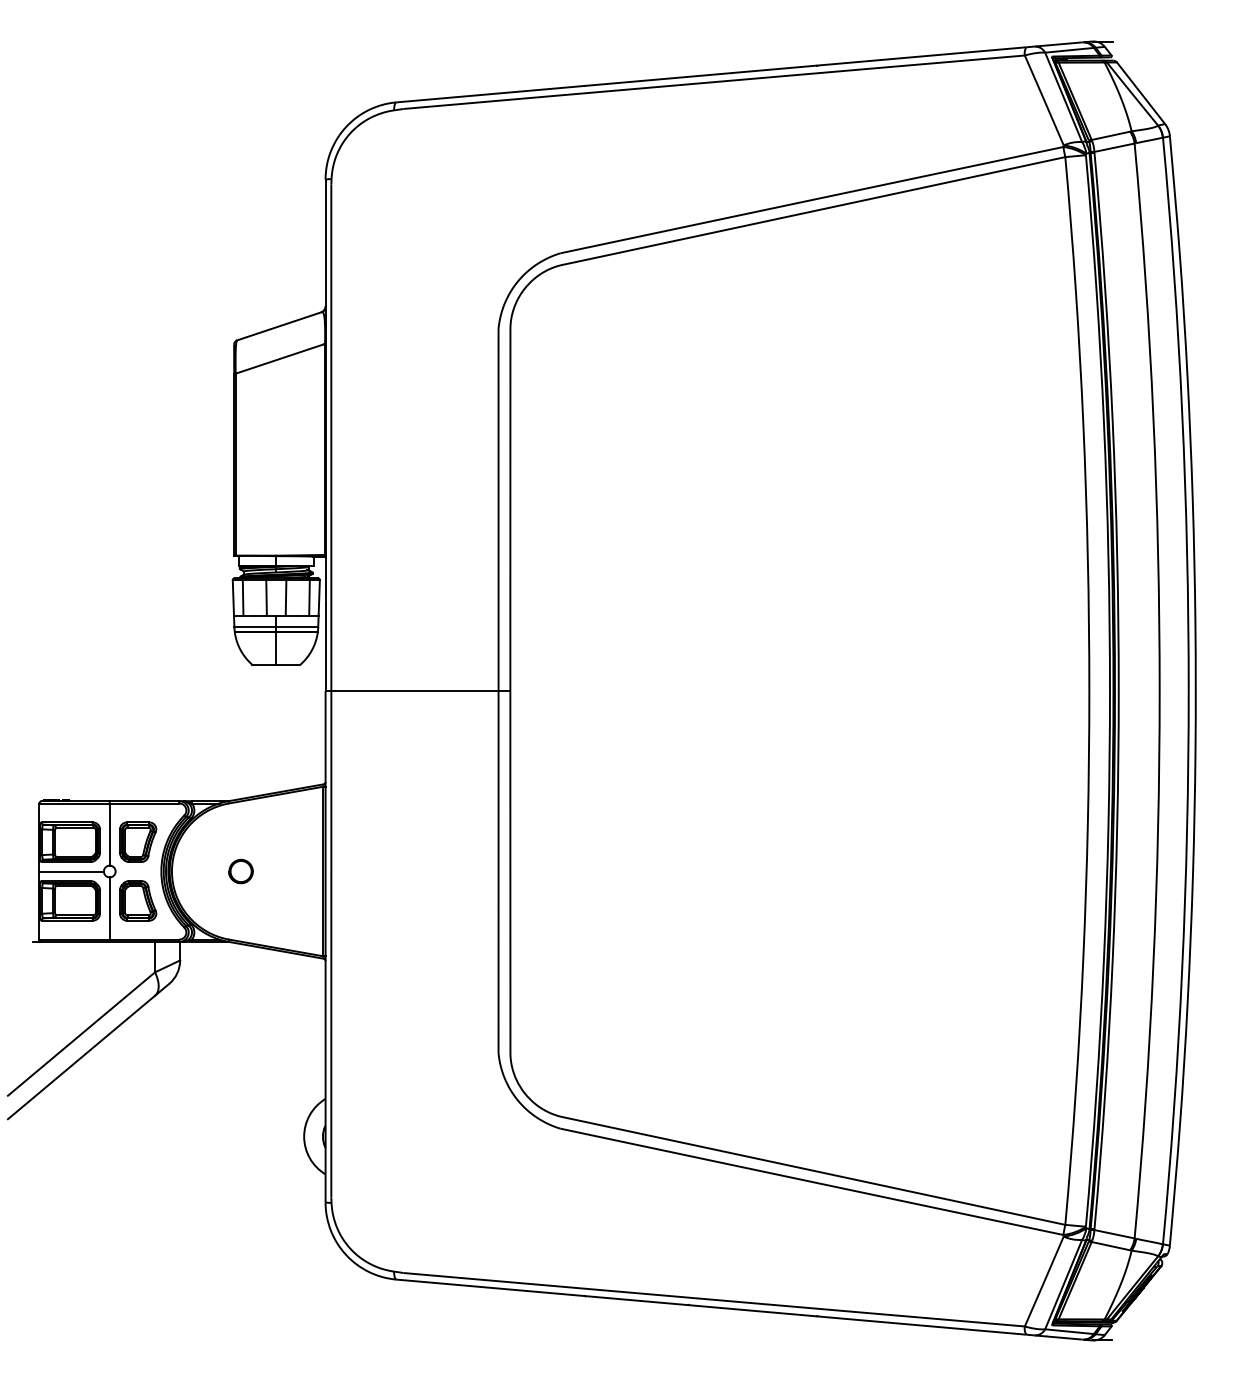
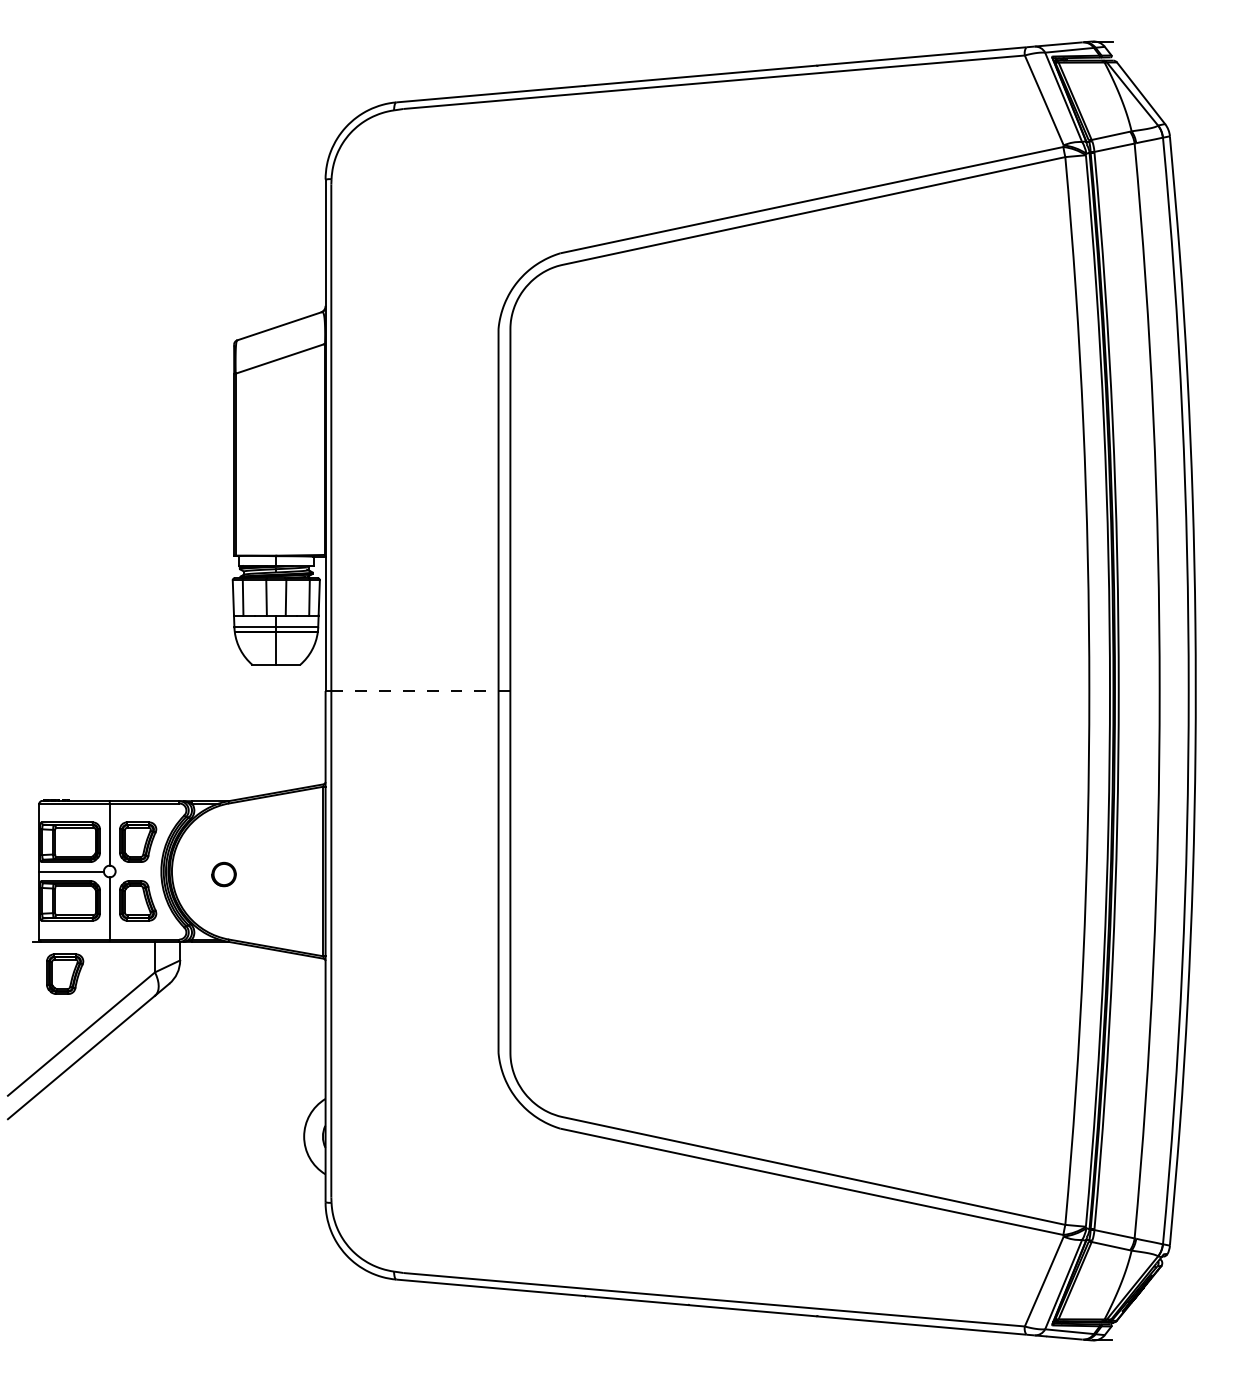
line: solid -> dashed (414, 691)
part position: (240, 871) -> (223, 874) (223, 874)
part: none -> present (65, 973)
